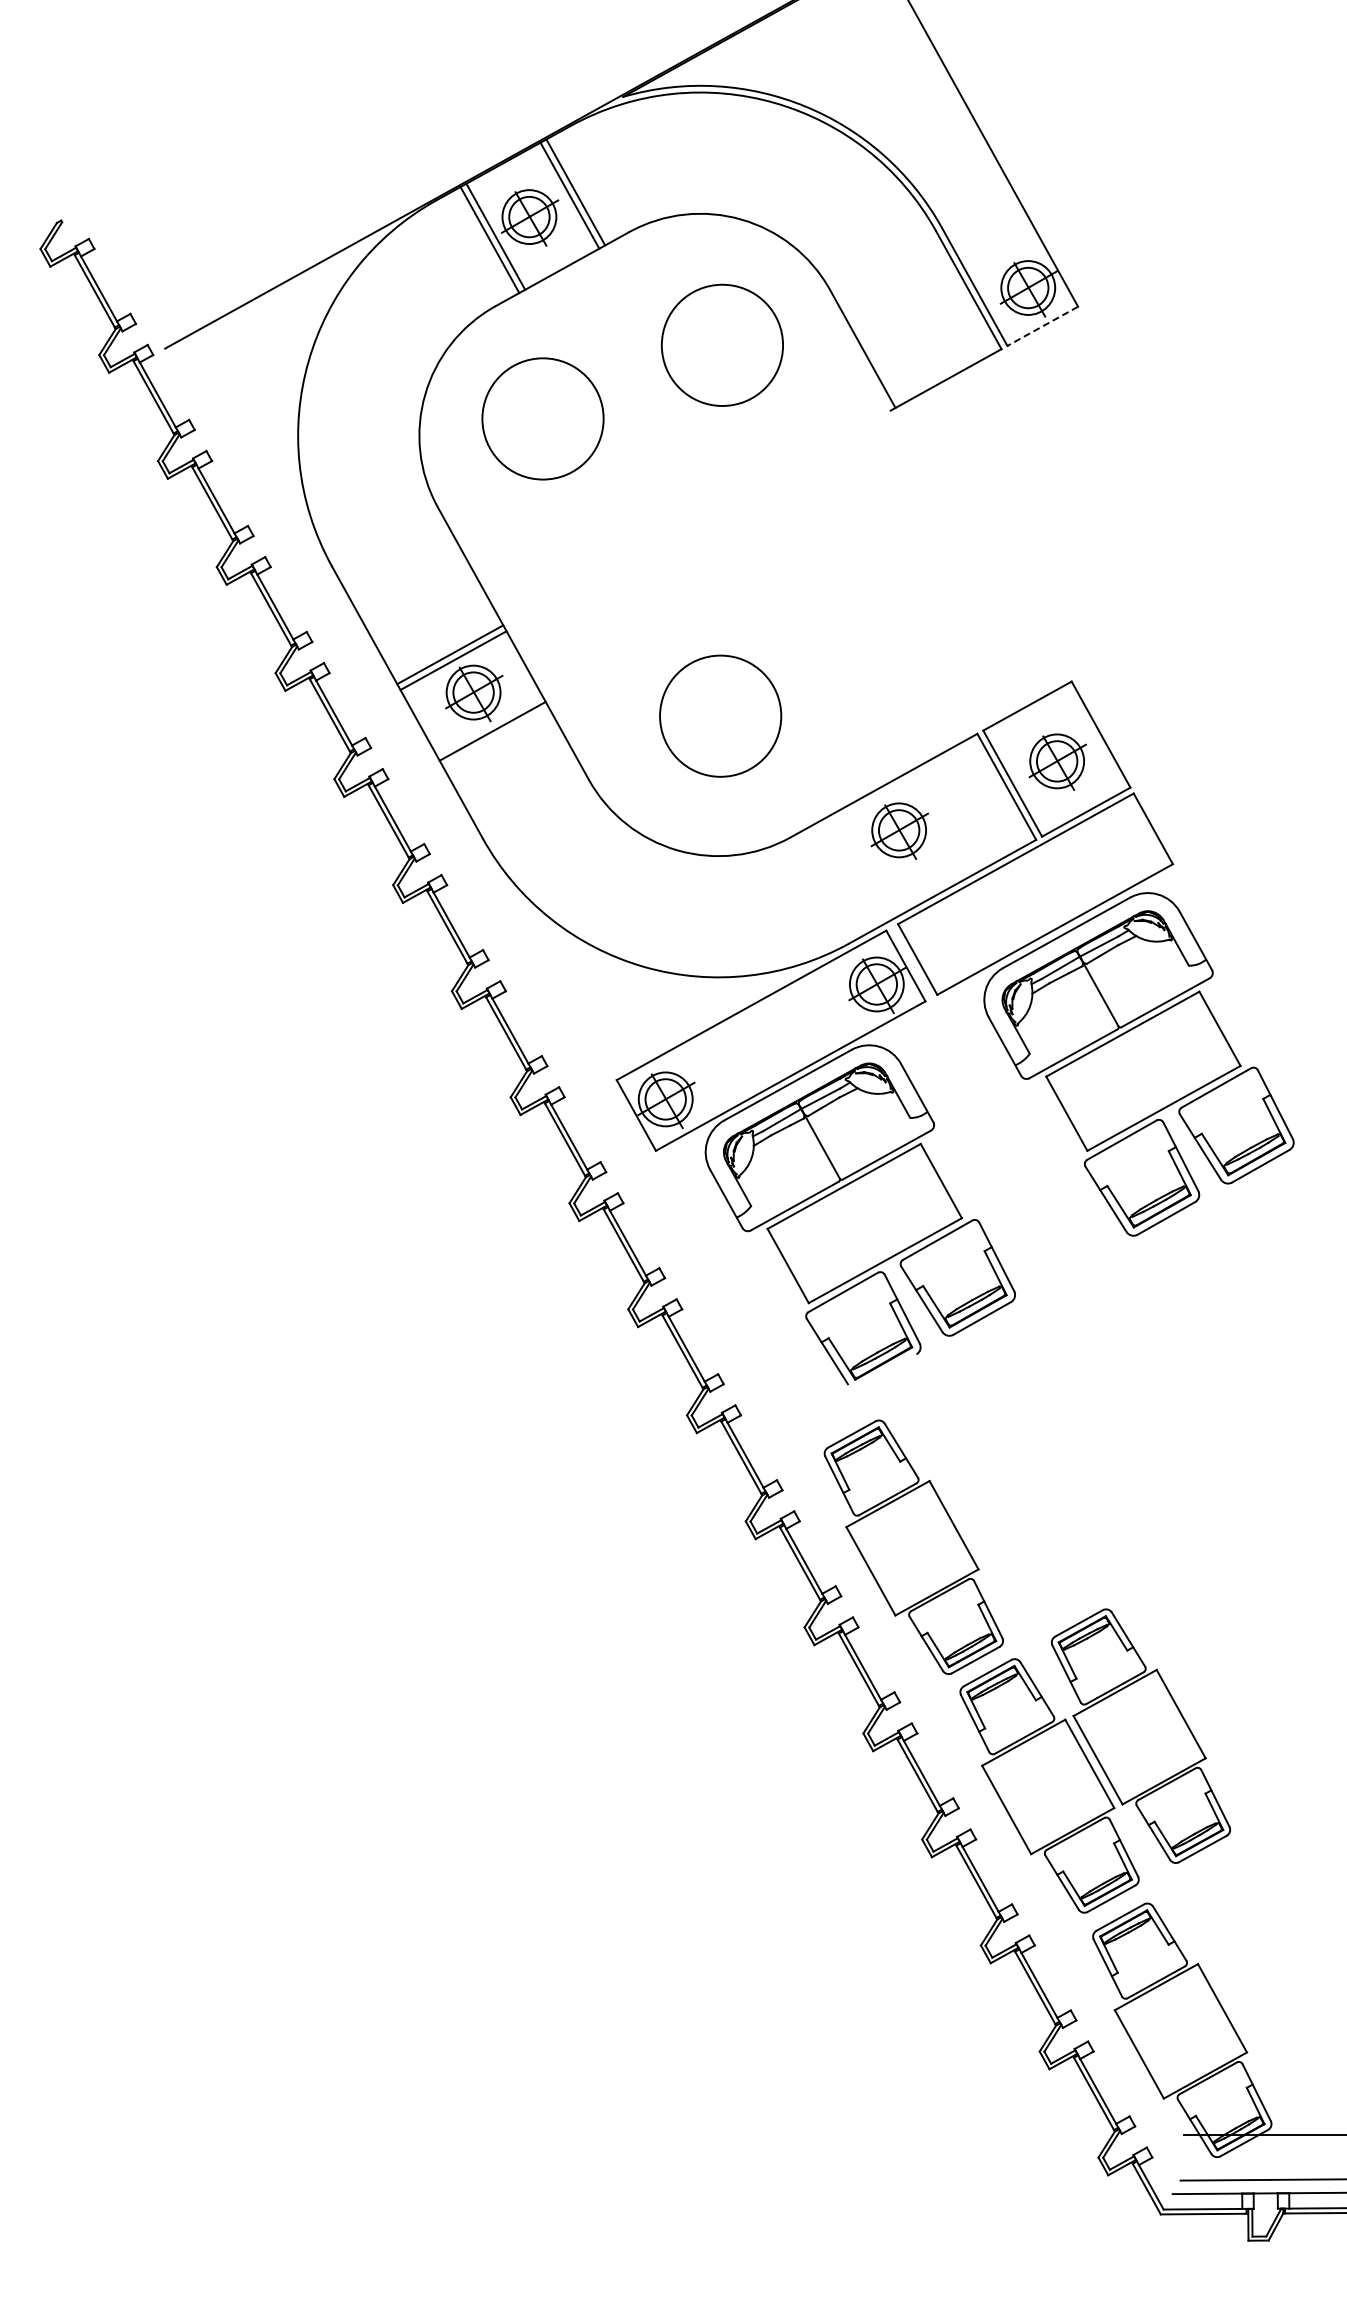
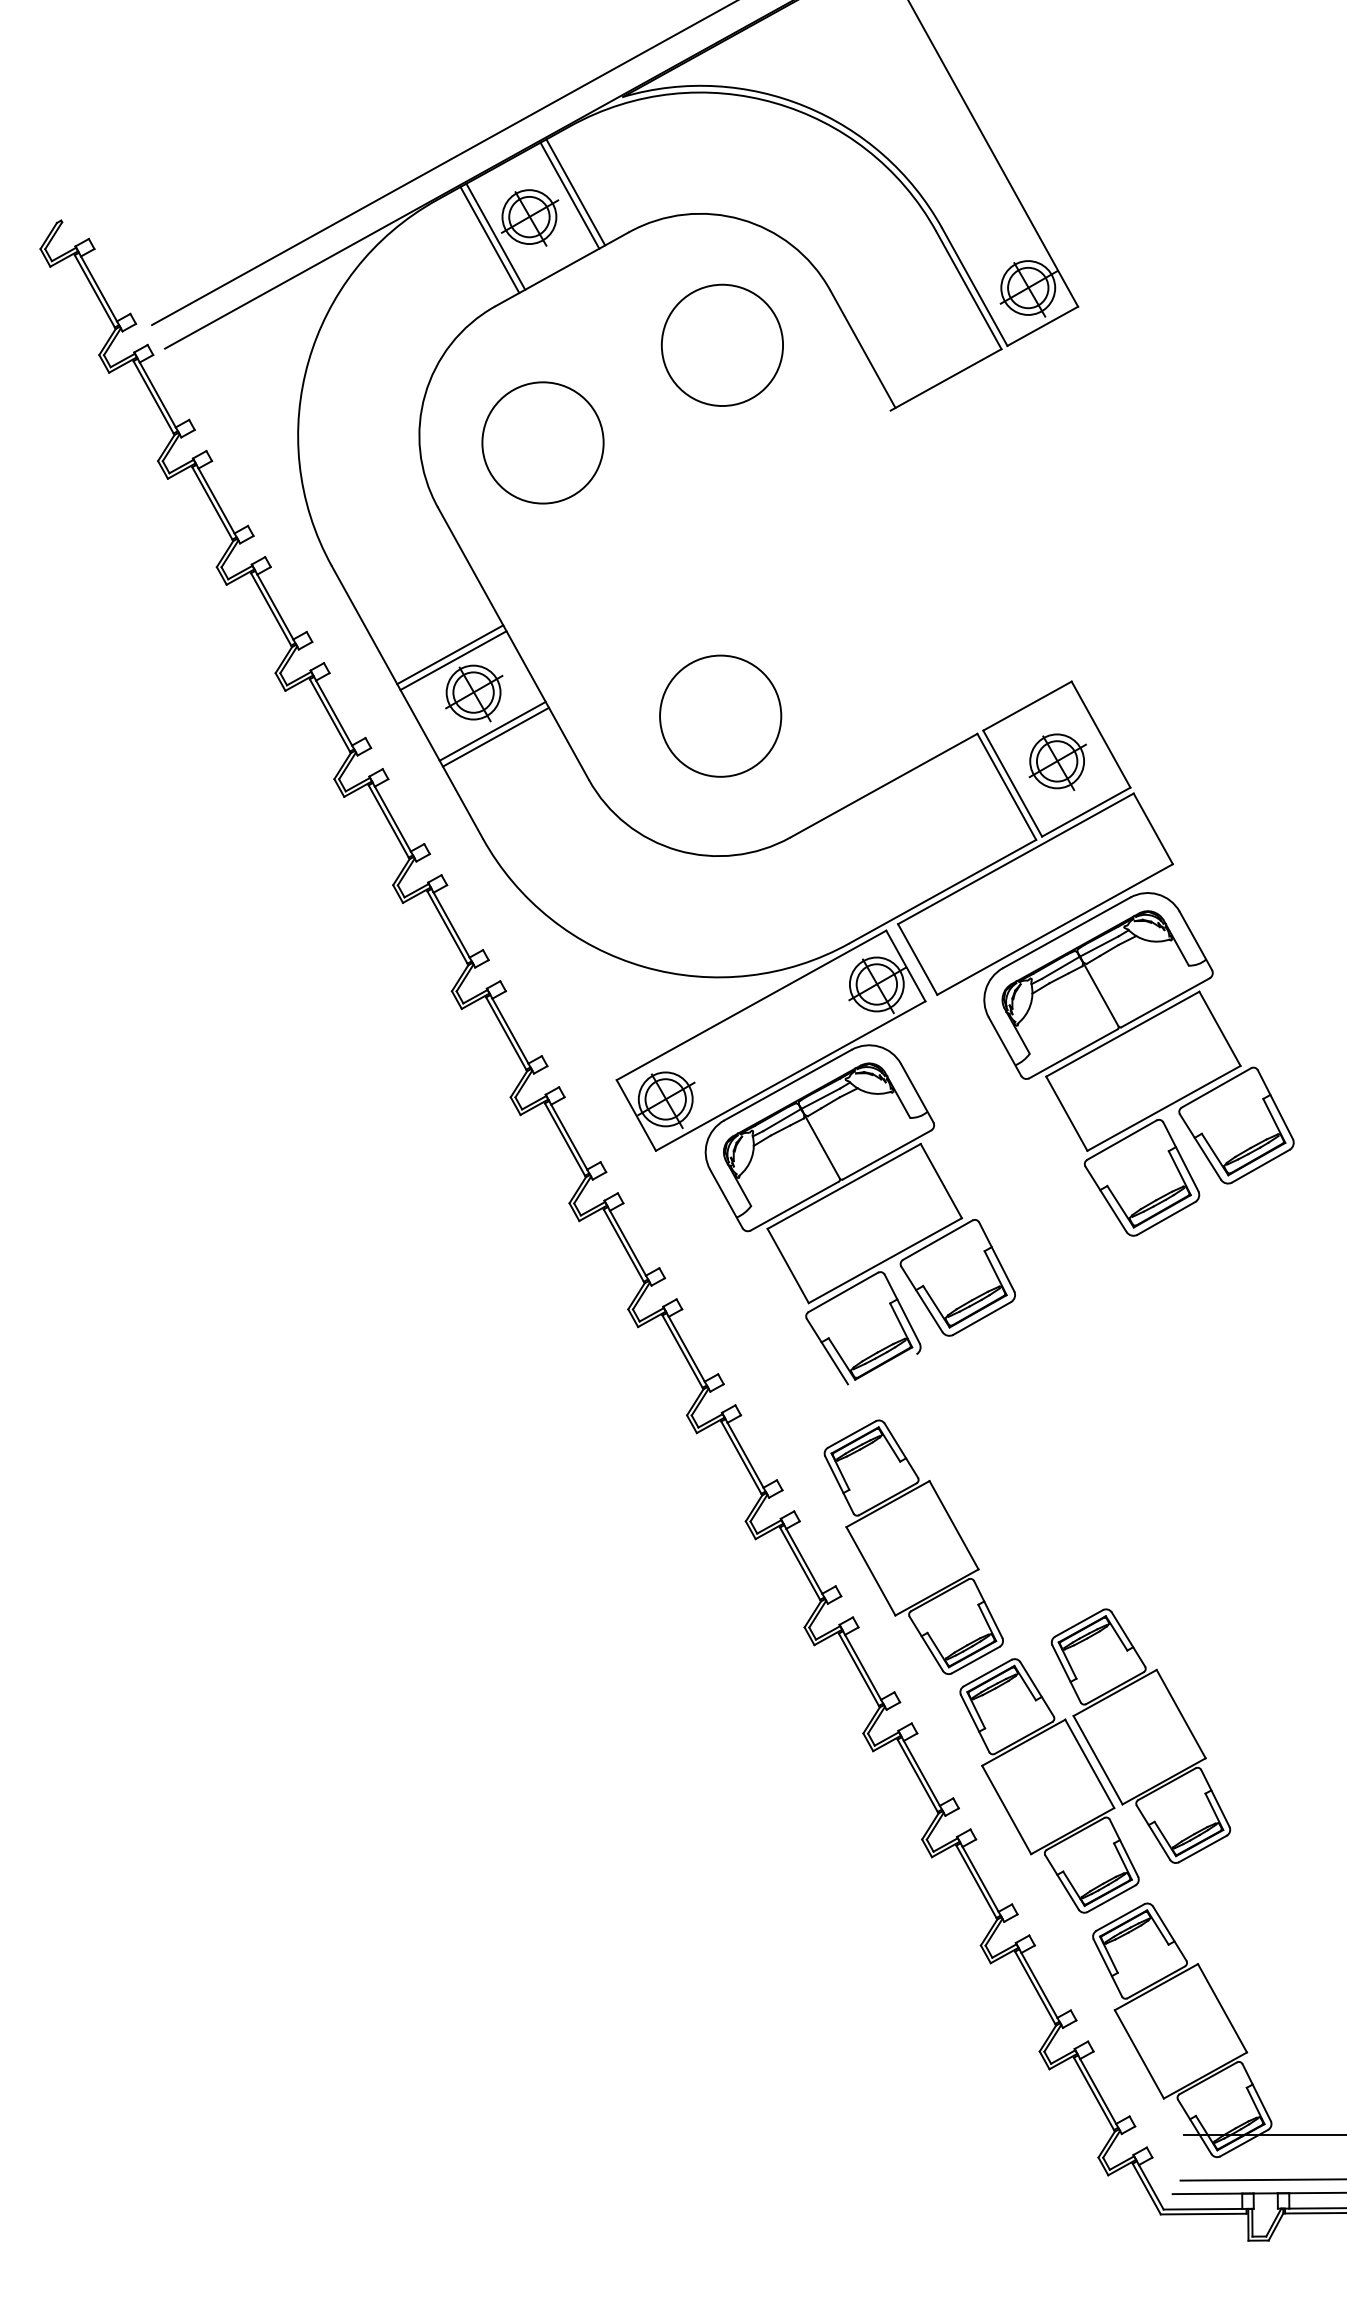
line: none -> present (443, 163)
line: dashed -> solid (1042, 326)
circle position: (542, 418) -> (542, 442) (542, 442)
line: none -> present (495, 736)
part: present -> none (899, 830)
